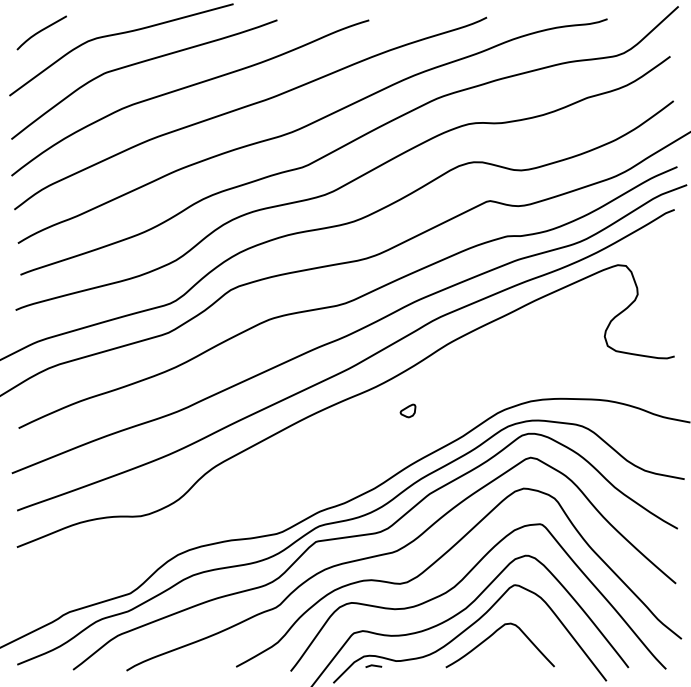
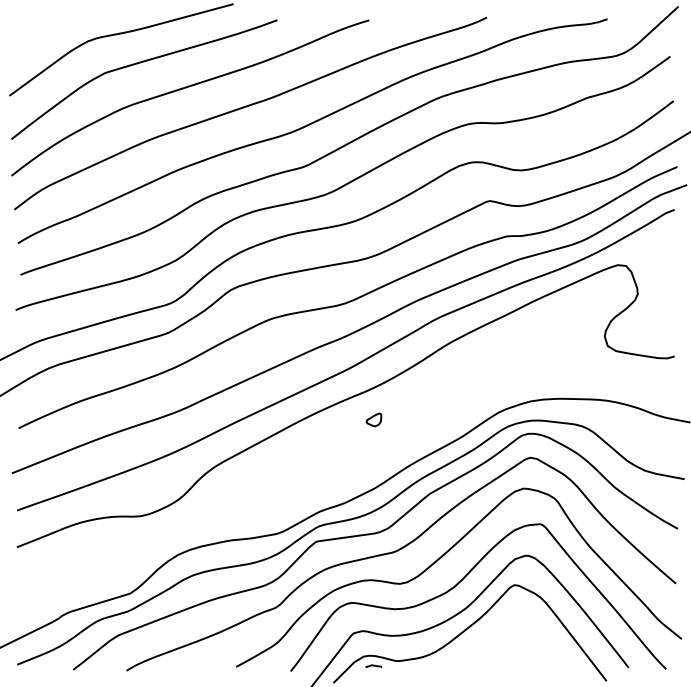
curve: present -> none (41, 31)
part position: (407, 410) -> (373, 419) (373, 419)
curve: present -> none (491, 636)
